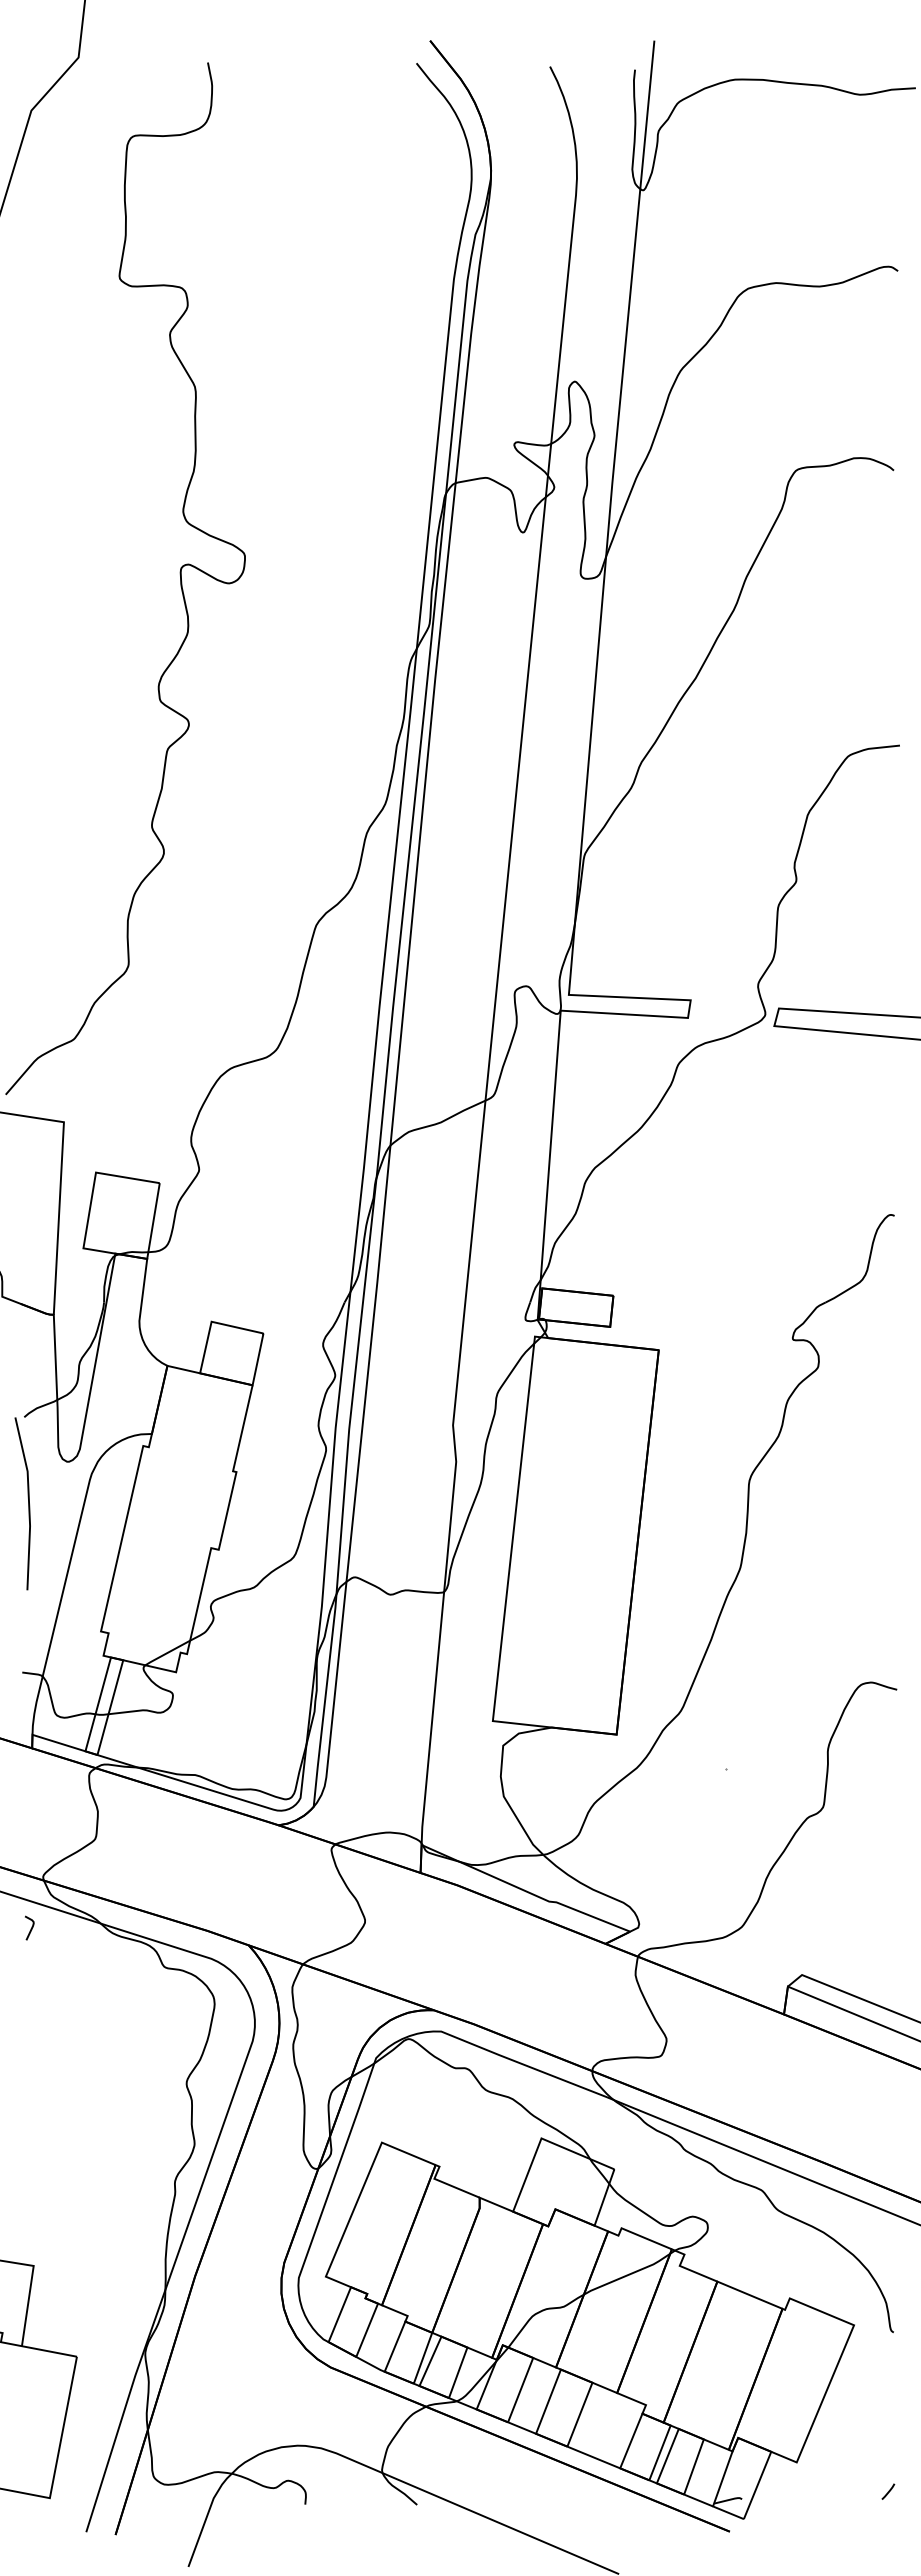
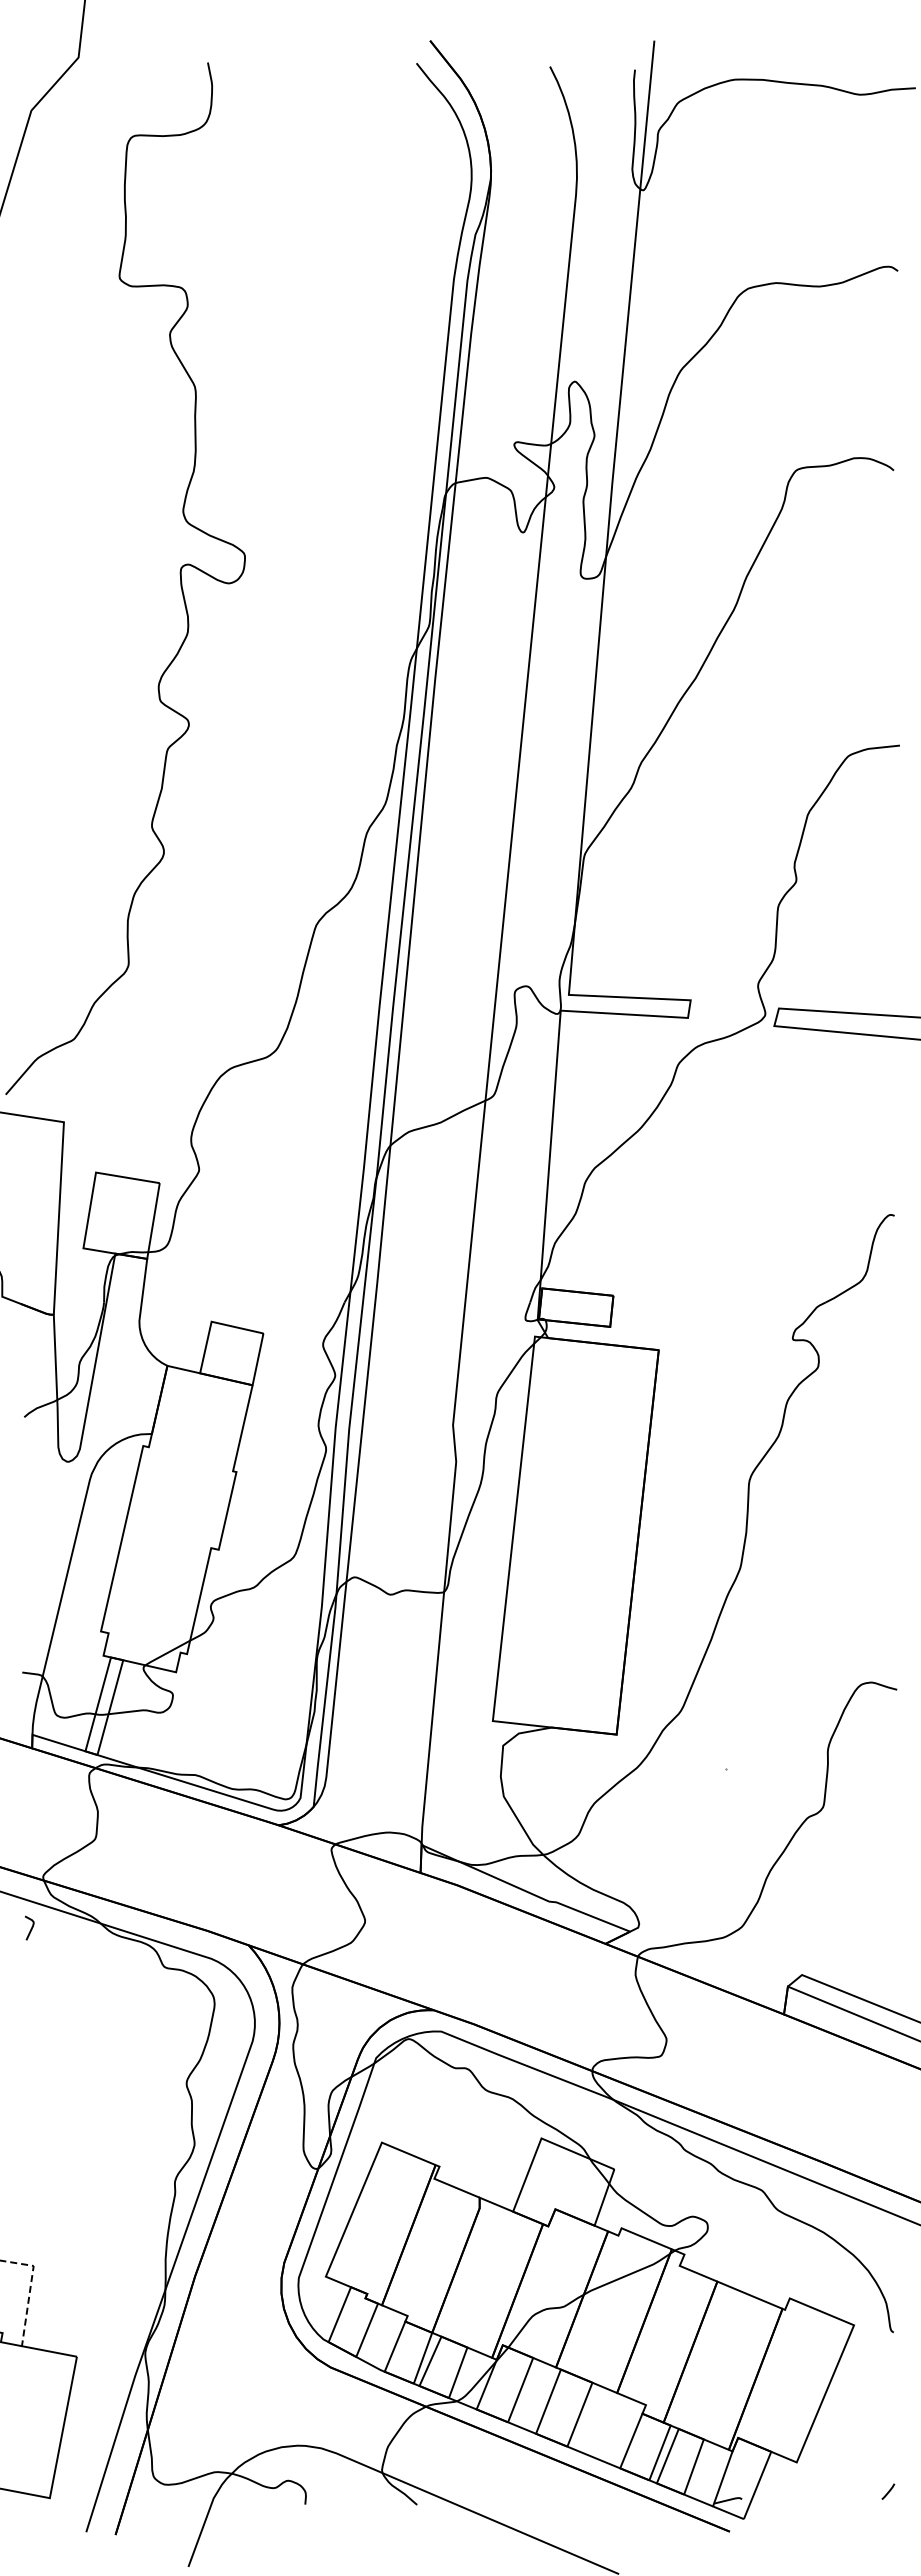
line: present -> none (28, 1503)
line: solid -> dashed (30, 2289)
